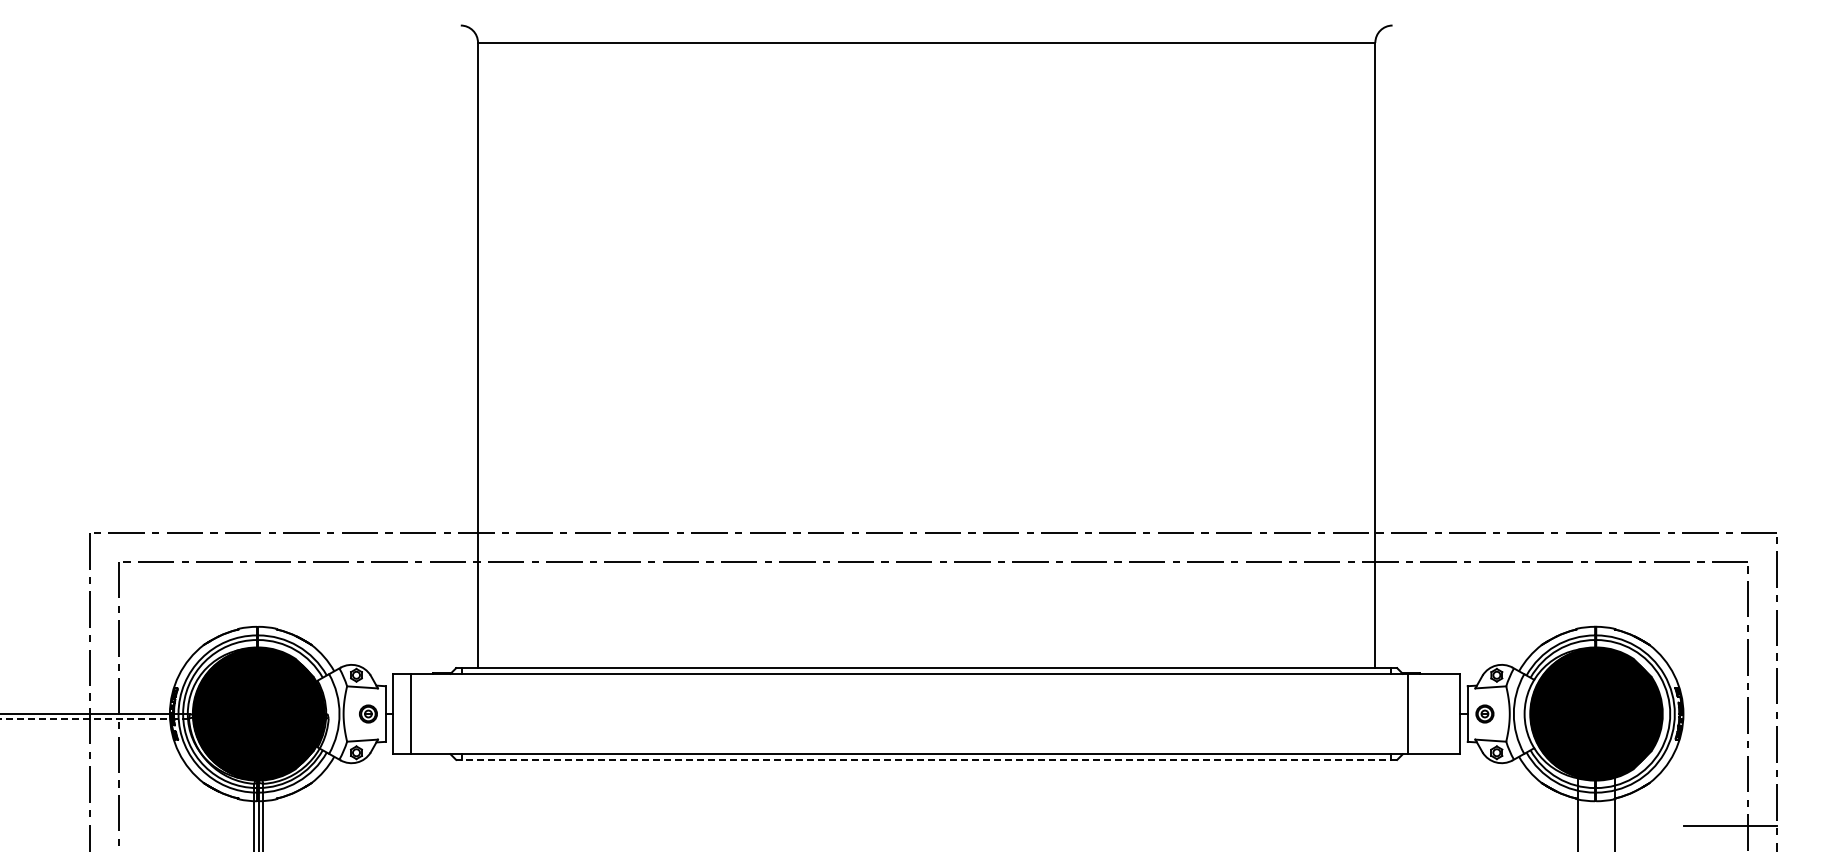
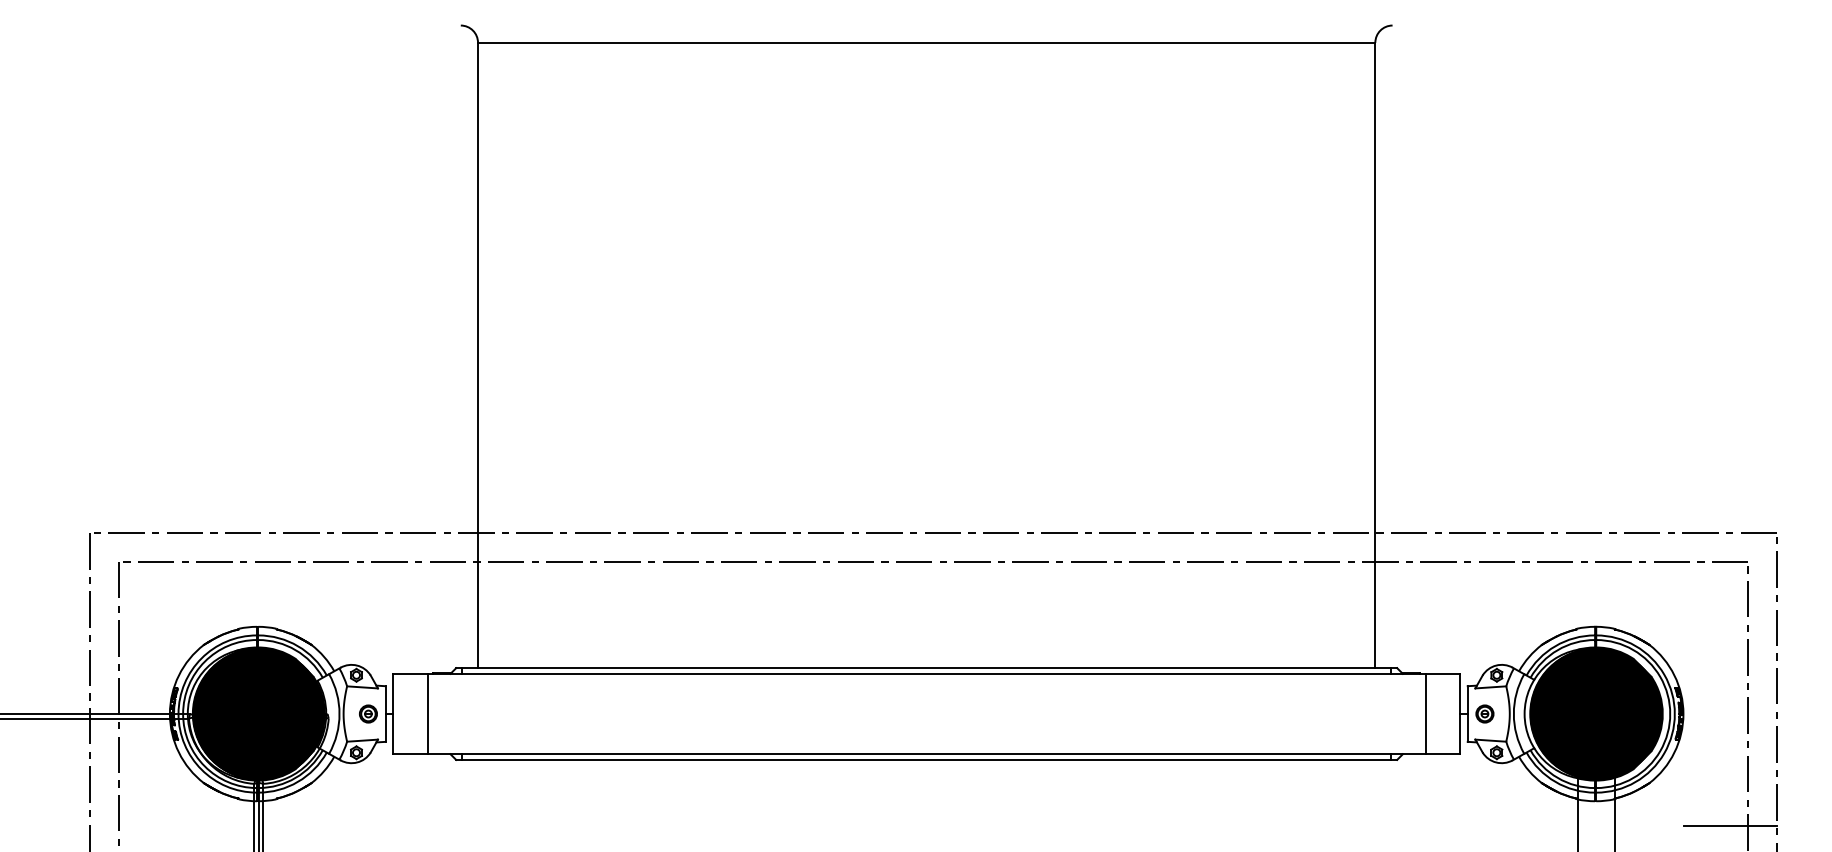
line position: (410, 713) -> (427, 713) (427, 713)
line position: (1407, 713) -> (1425, 713) (1425, 713)
line: dashed -> solid (94, 718)
line: dashed -> solid (926, 759)
